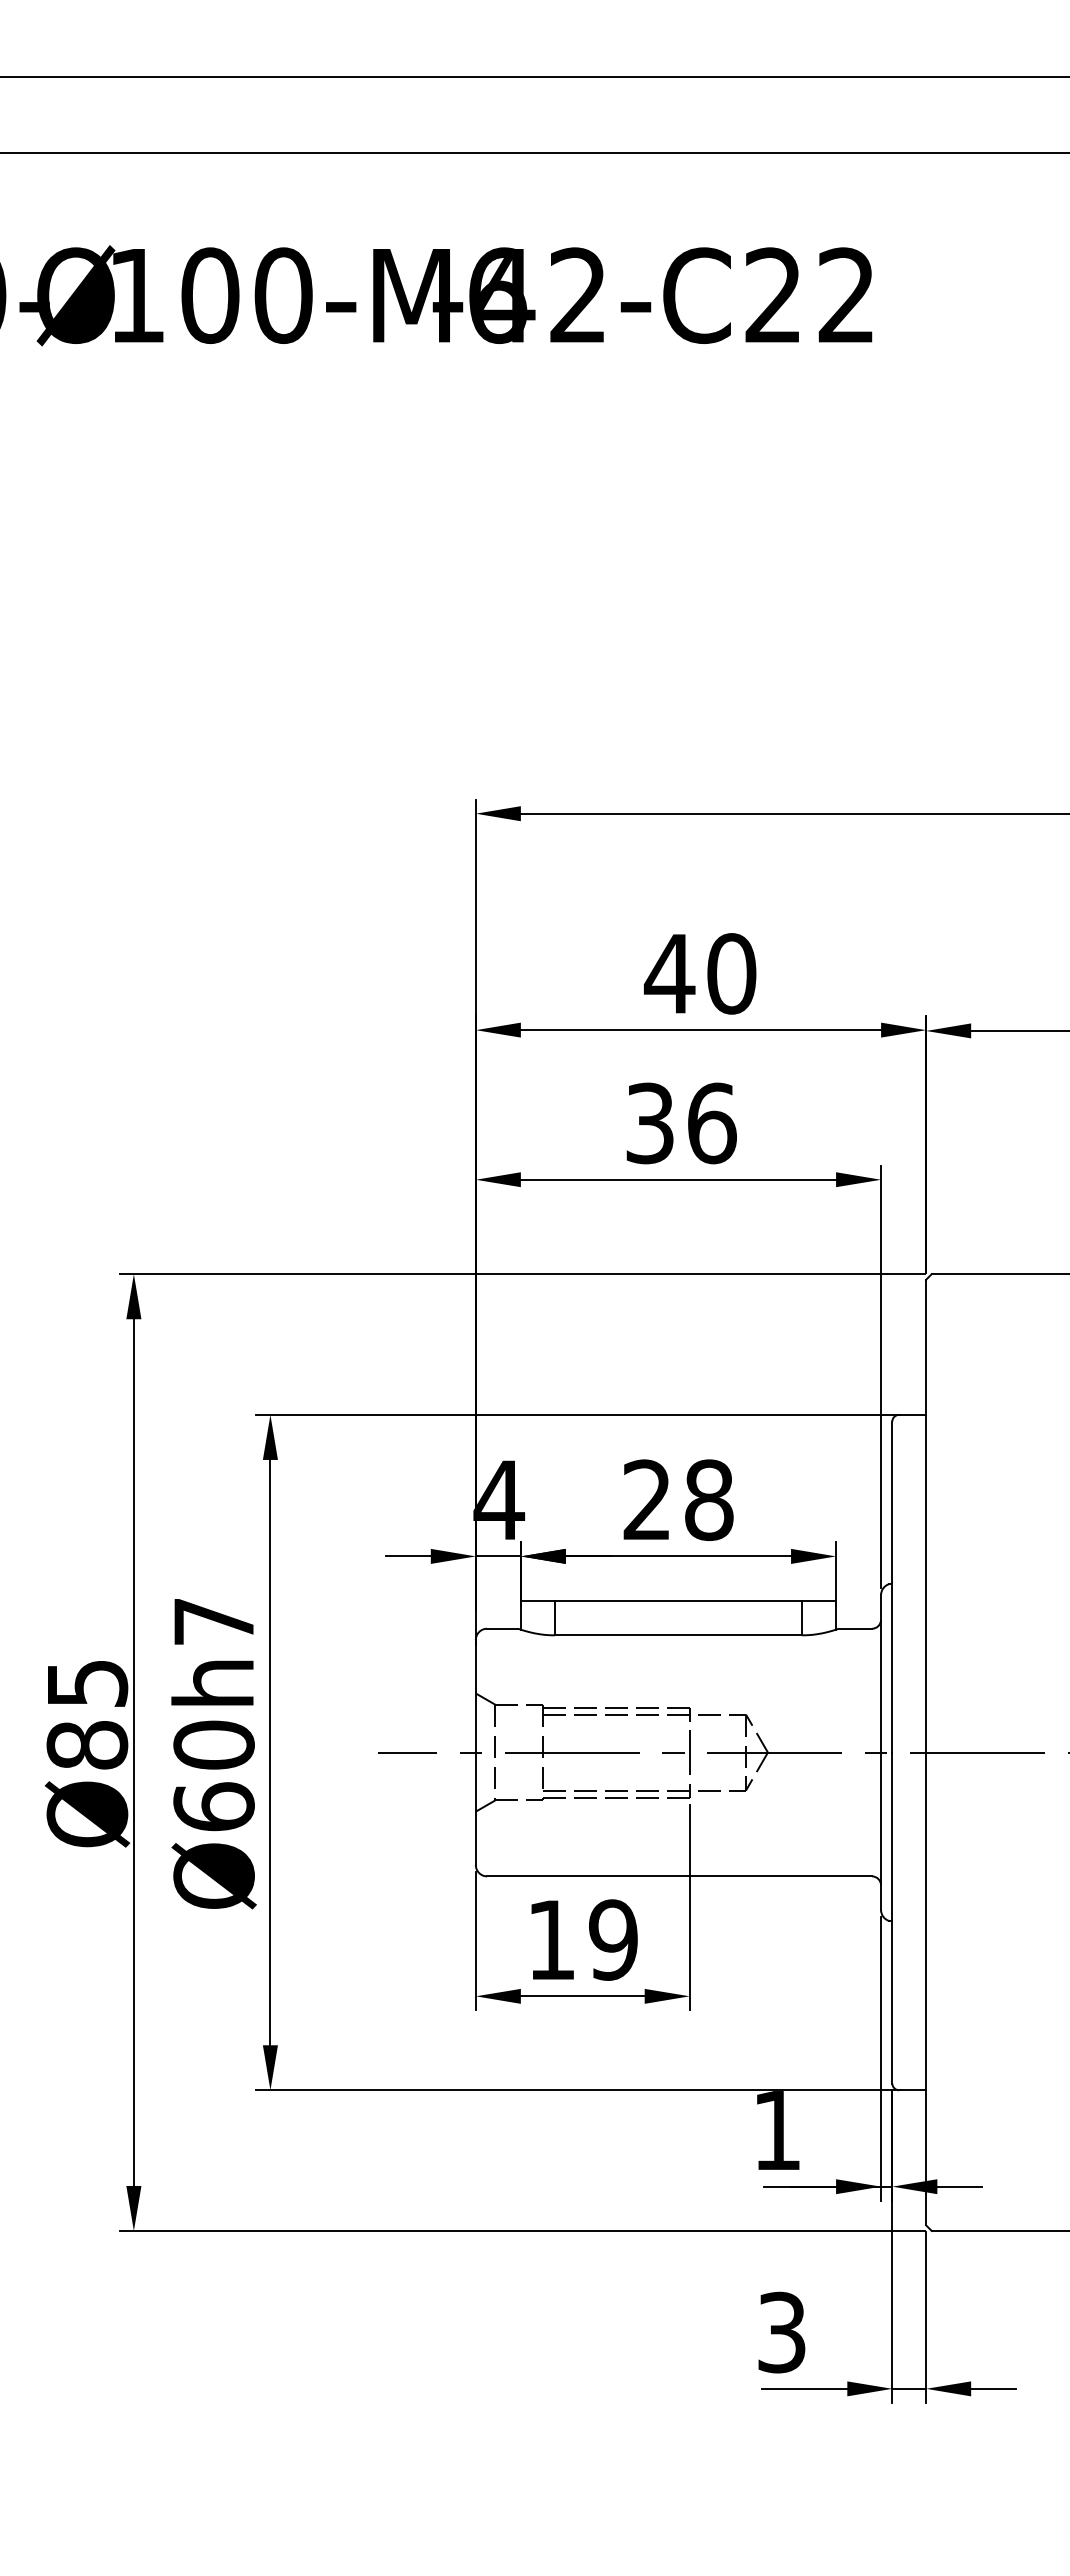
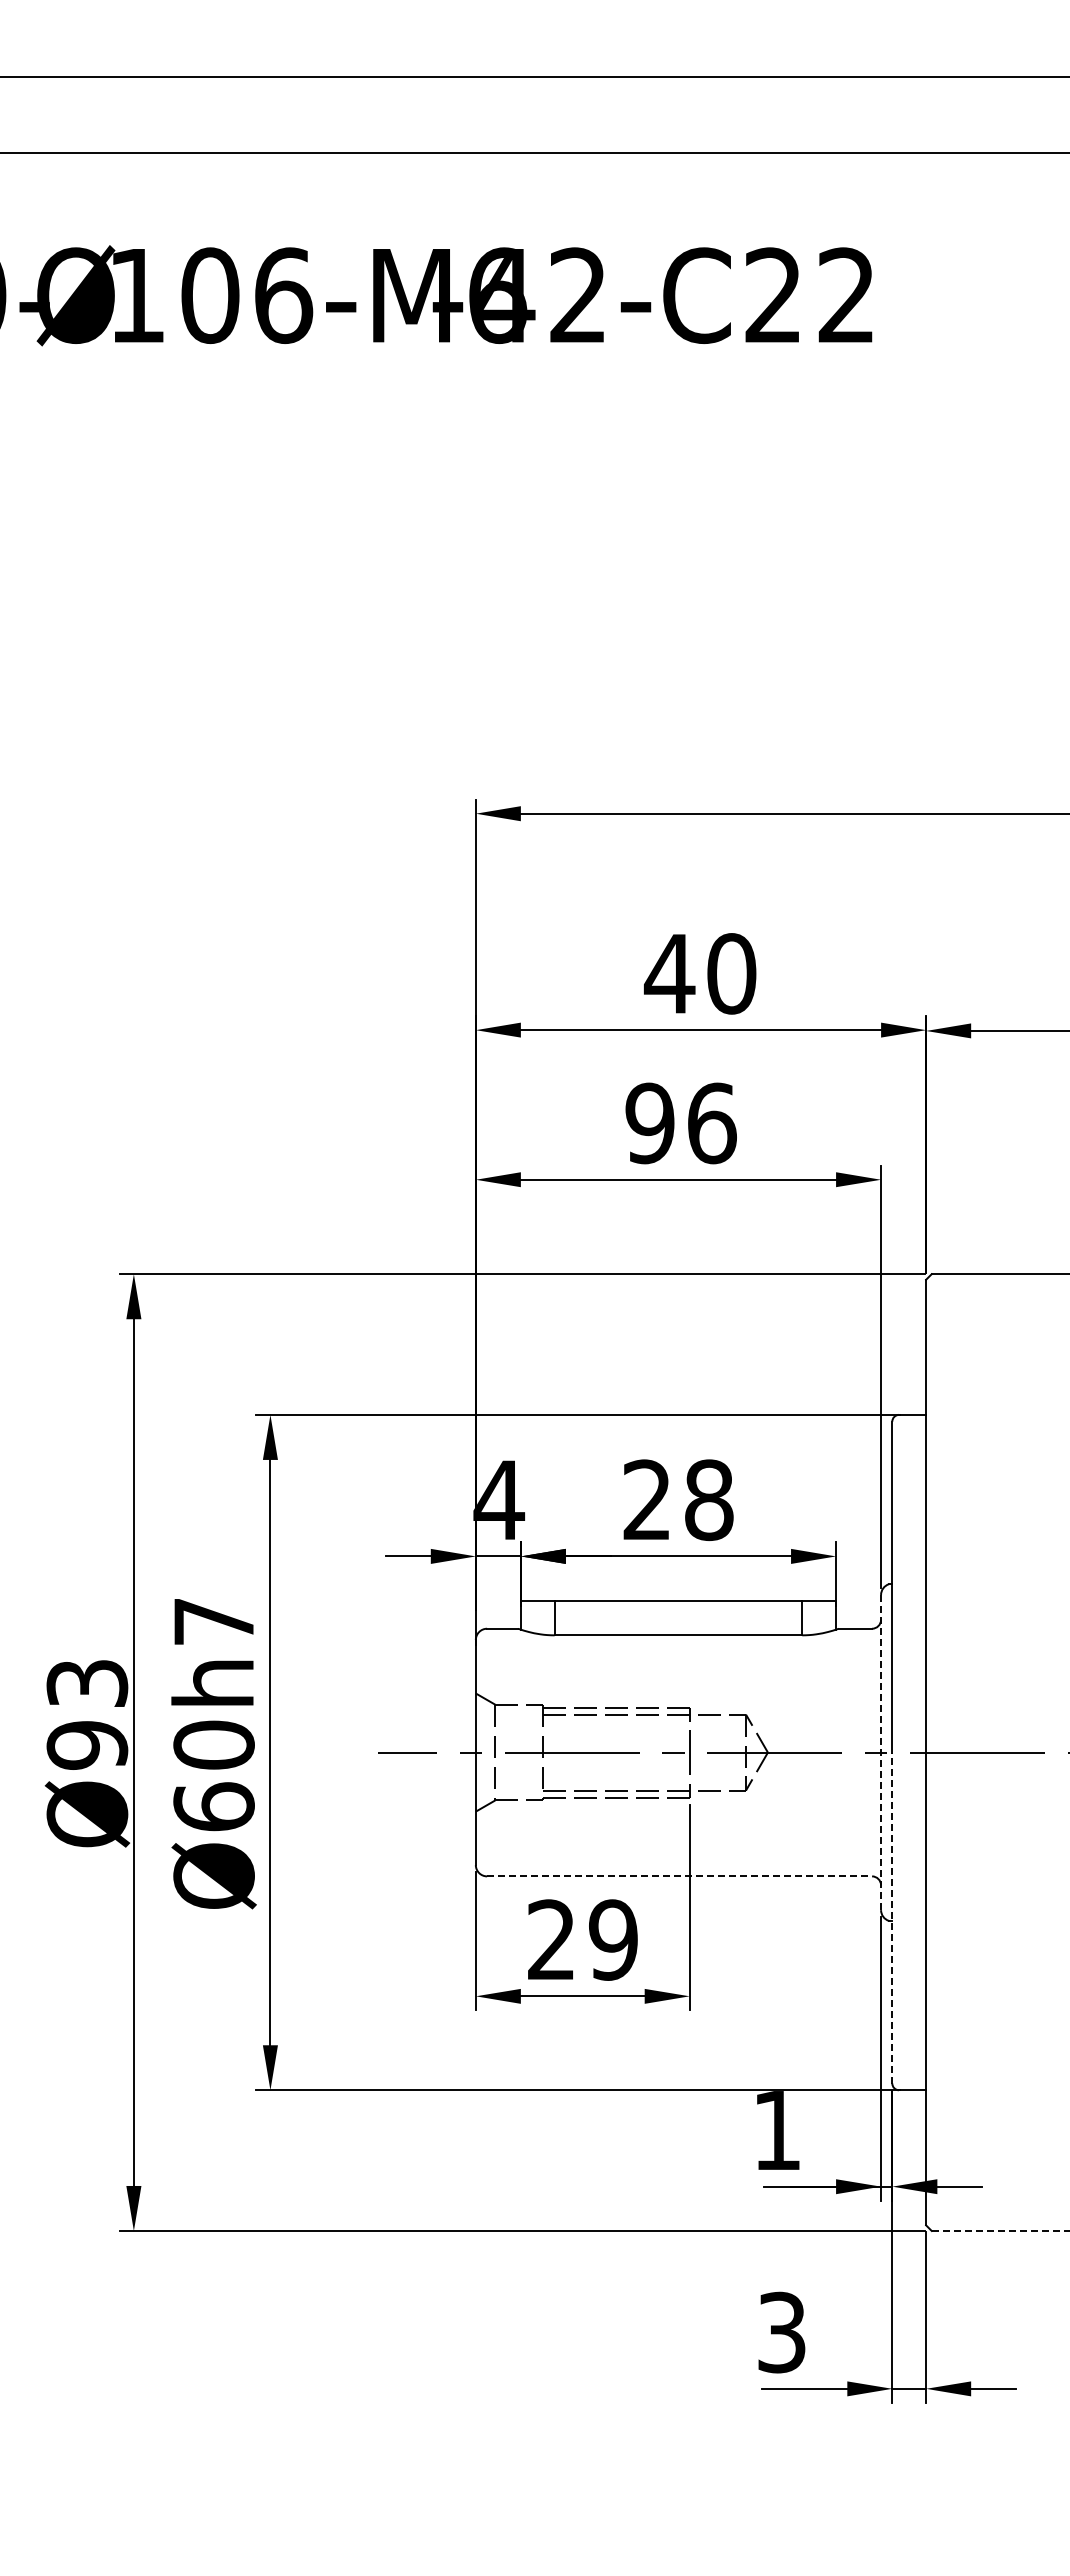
text: 100-M6 -> 106-M6 (283, 295)
text: 36 -> 96 (649, 1123)
text: Ø85 -> Ø93 (87, 1714)
line: solid -> dashed (881, 1752)
line: solid -> dashed (680, 1876)
line: solid -> dashed (892, 1917)
text: 19 -> 29 (550, 1939)
line: solid -> dashed (1000, 2230)
